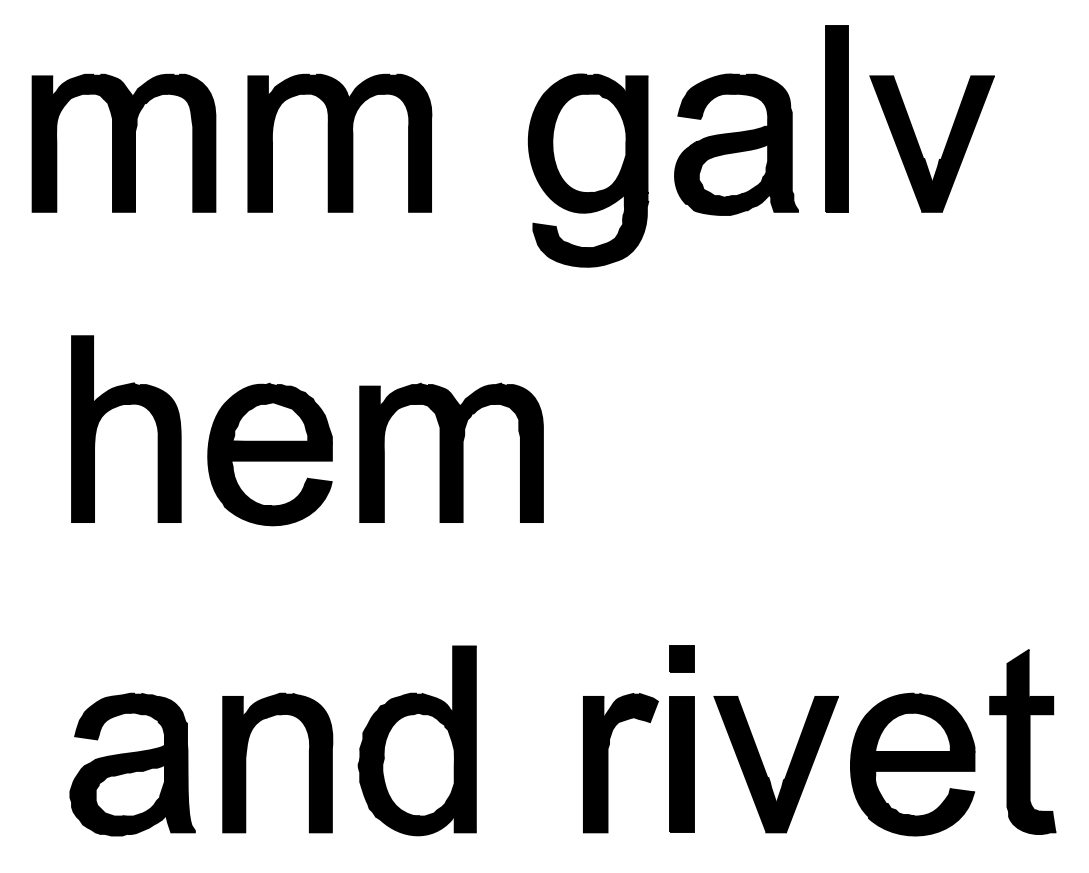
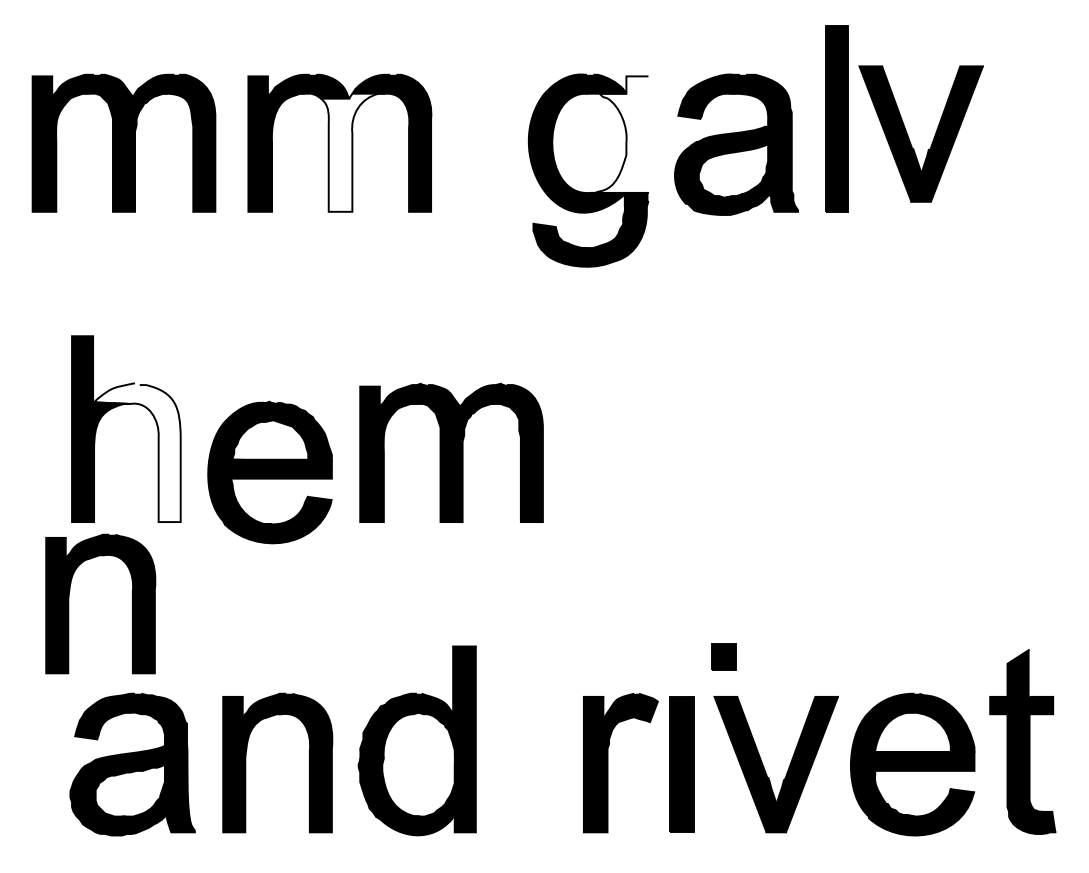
fill: present -> none (619, 134)
part position: (920, 148) -> (909, 138) (909, 138)
fill: present -> none (352, 152)
fill: present -> none (137, 452)
part position: (269, 454) -> (269, 472) (269, 472)
part: none -> present (69, 603)
part position: (681, 658) -> (723, 656) (723, 656)
